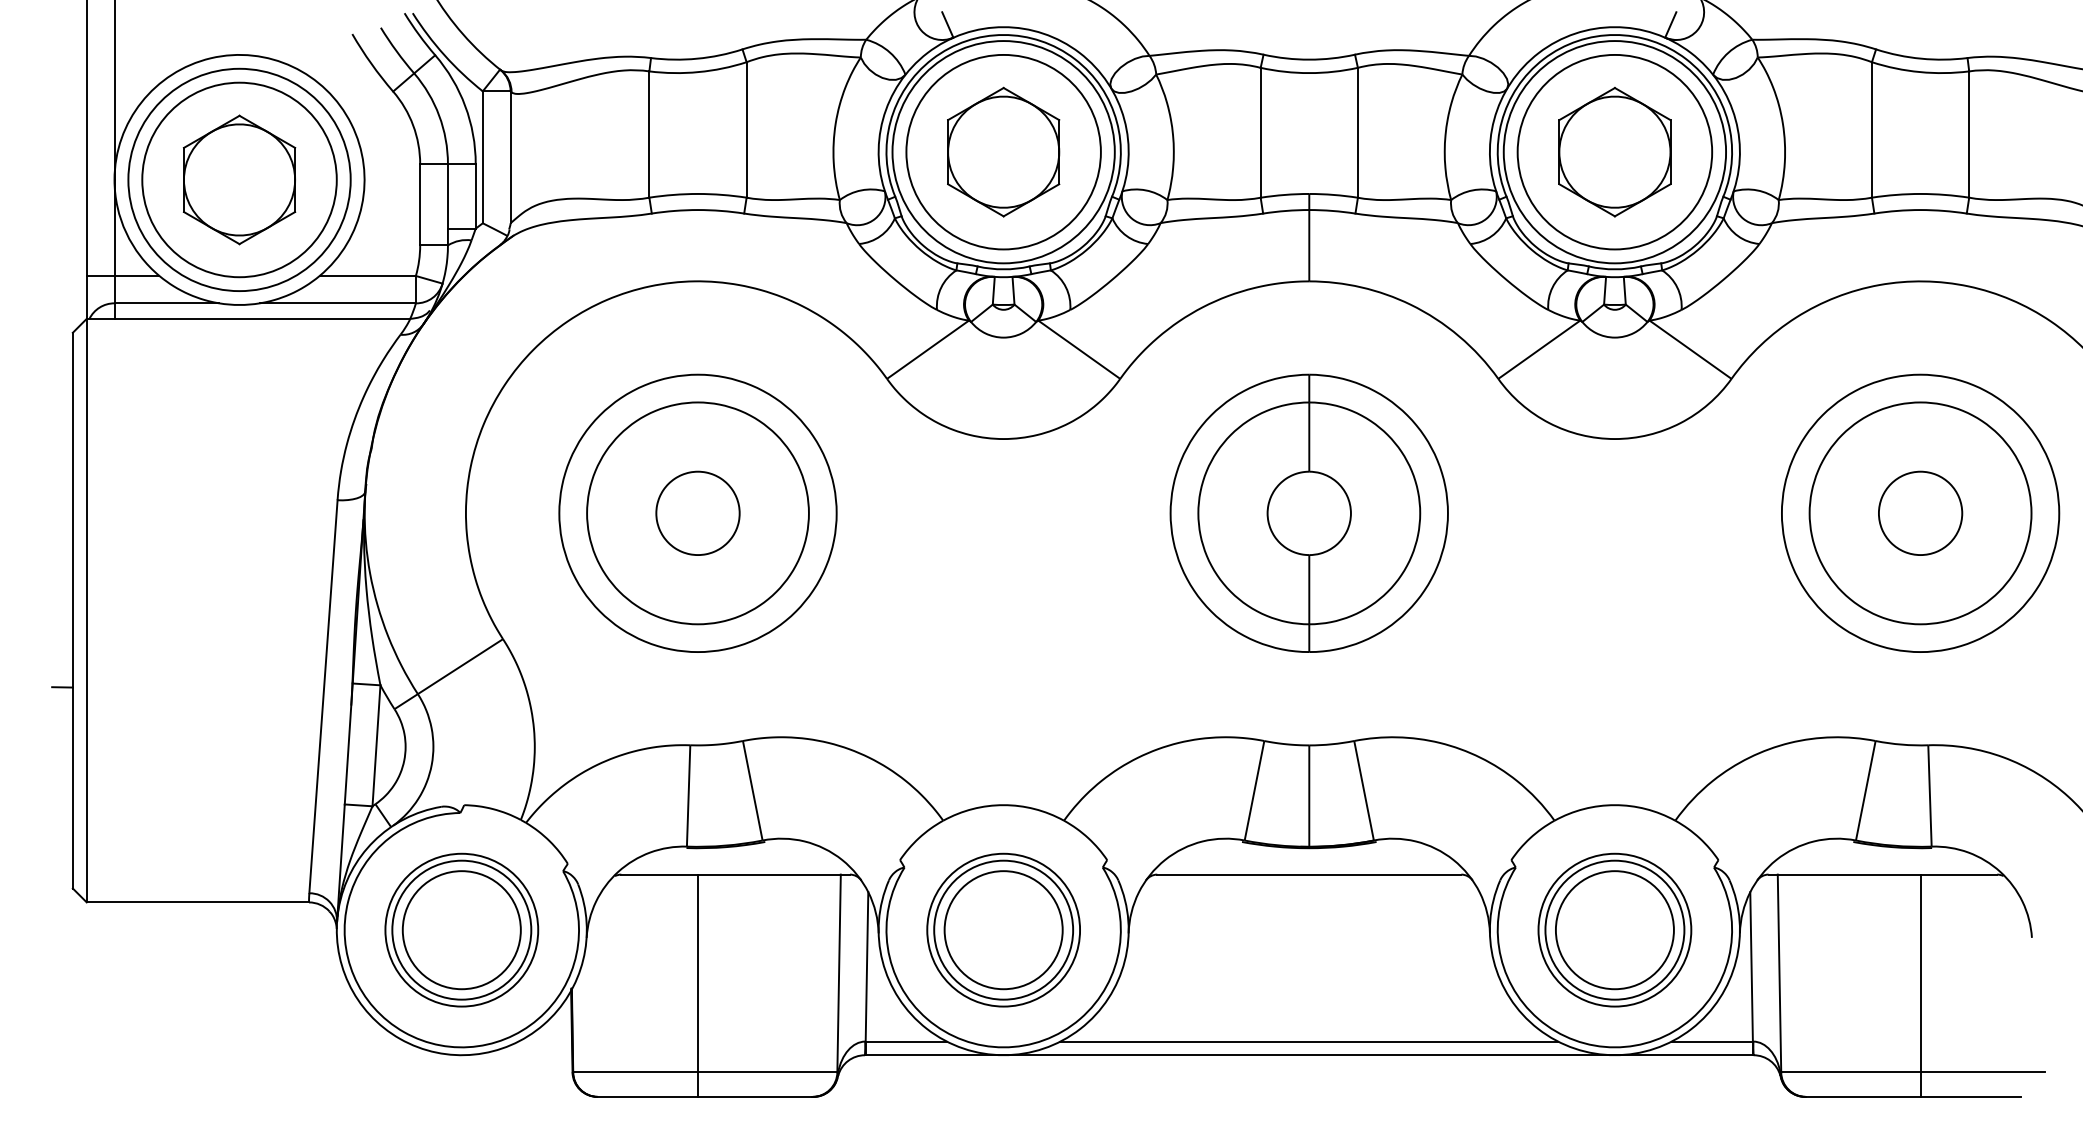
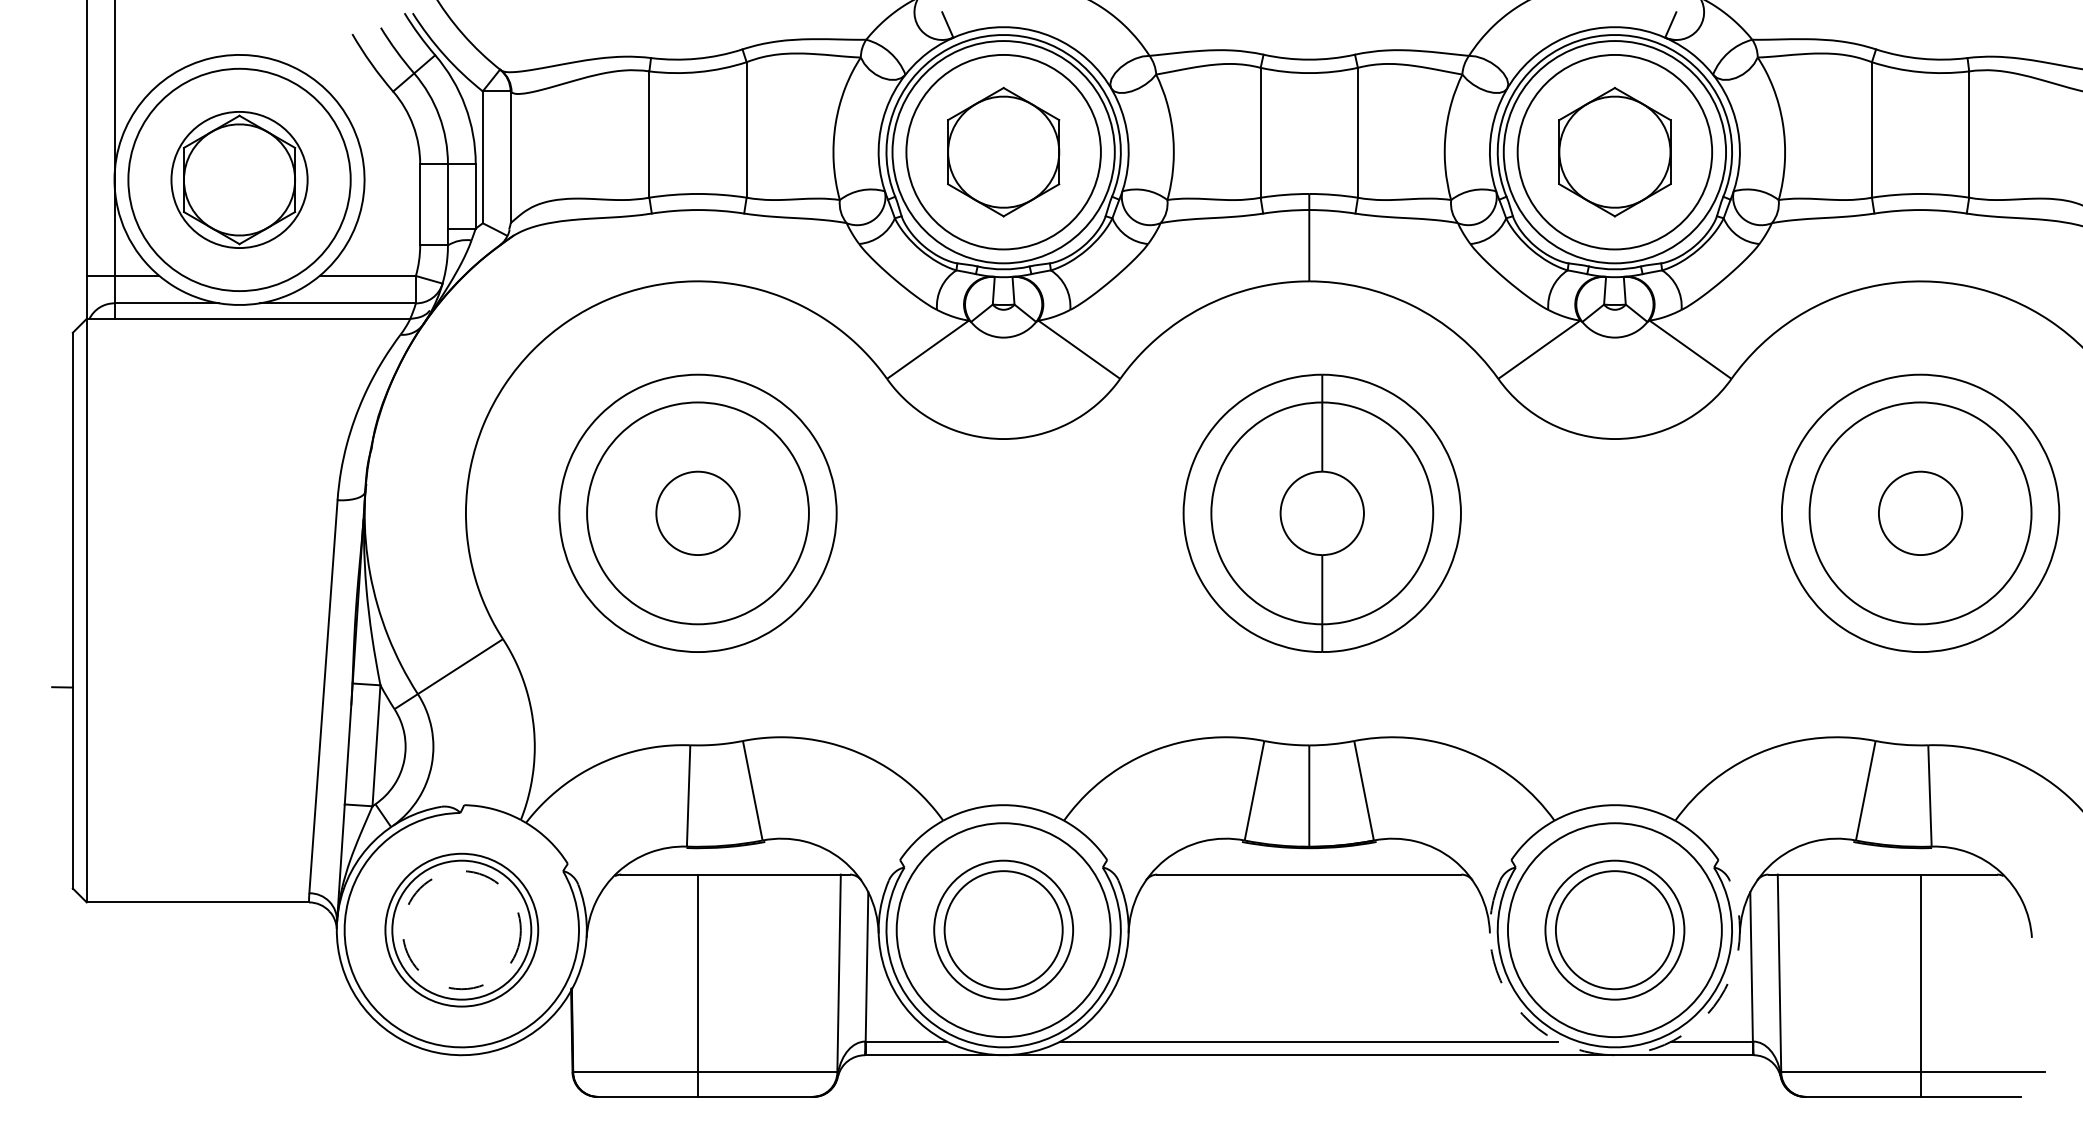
circle diameter: 195 px -> 136 px (239, 179)
part position: (1308, 512) -> (1321, 512) (1321, 512)
circle diameter: 153 px -> 214 px (1003, 930)
circle diameter: 153 px -> 214 px (1614, 930)
circle: solid -> dashed (461, 930)
arc: solid -> dashed (1614, 1055)
